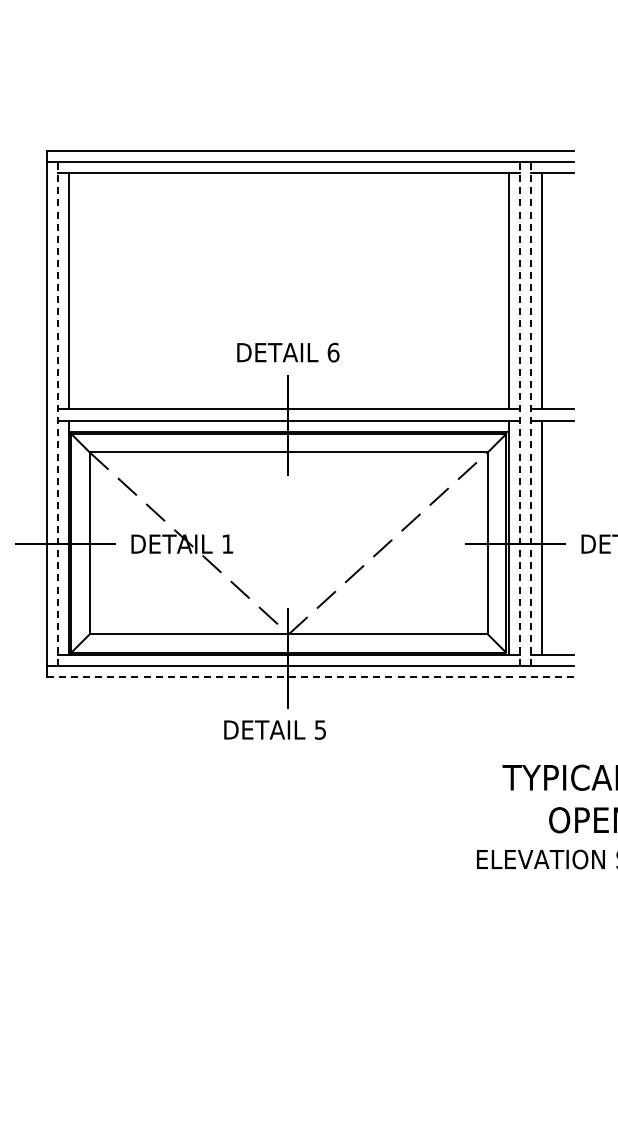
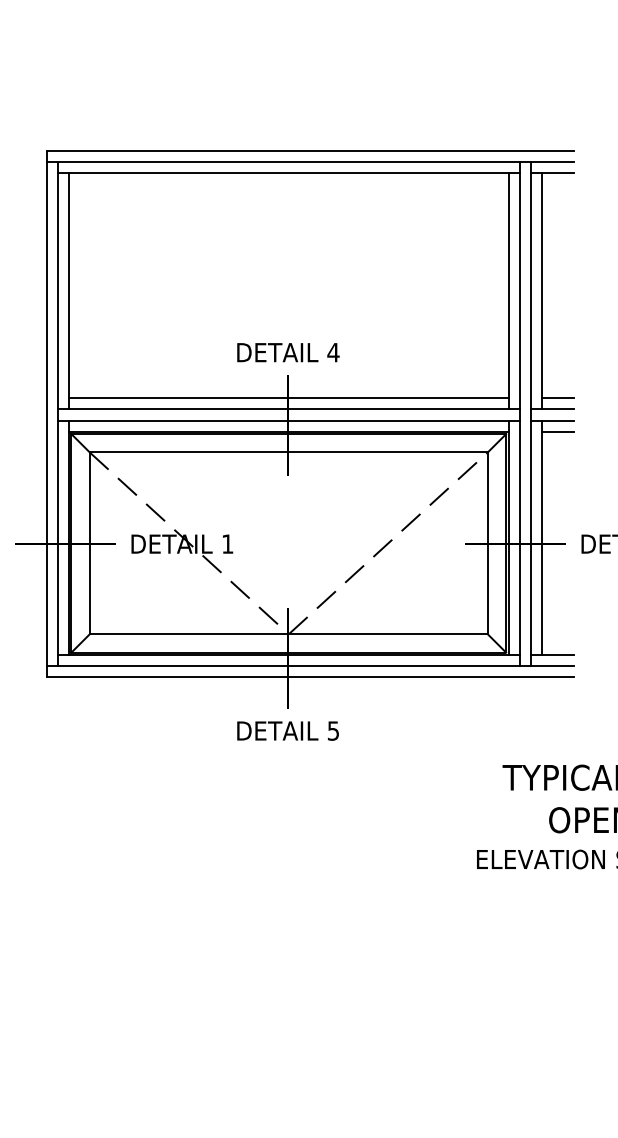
text: 6 -> 4 (333, 352)
line: none -> present (288, 398)
line: none -> present (557, 398)
line: dashed -> solid (57, 414)
line: dashed -> solid (519, 414)
line: dashed -> solid (530, 414)
line: none -> present (557, 431)
line: dashed -> solid (310, 677)
text position: (274, 729) -> (287, 730) (287, 730)
